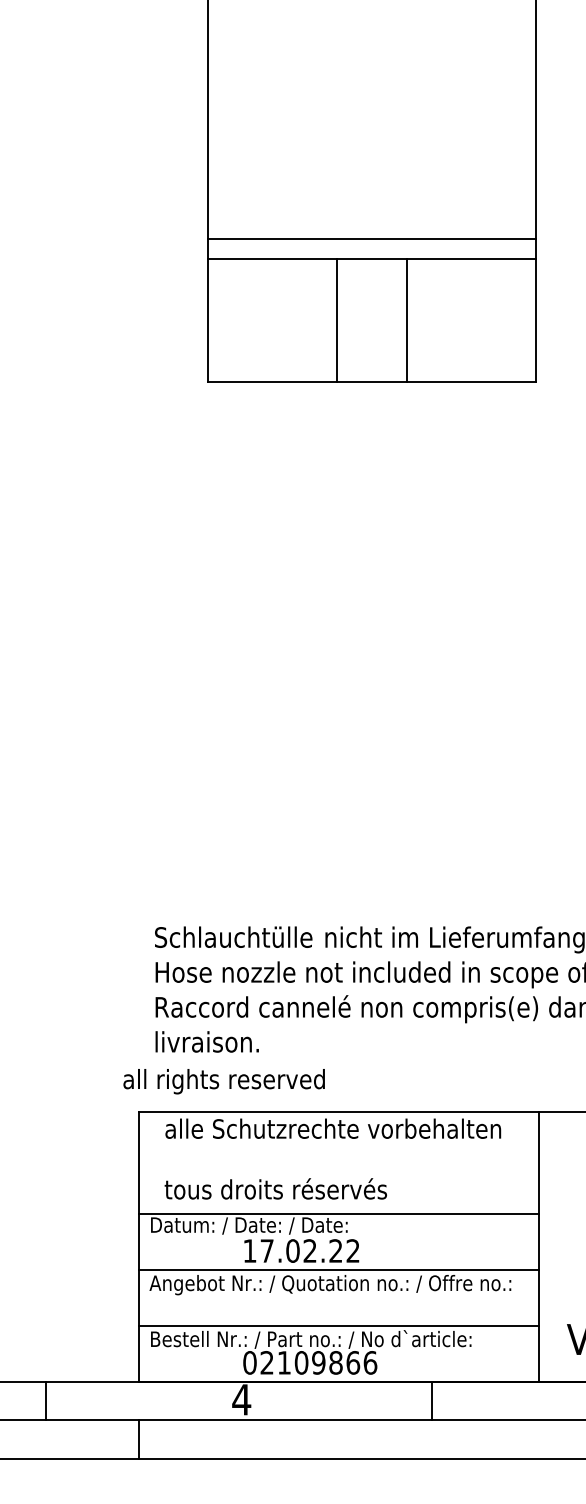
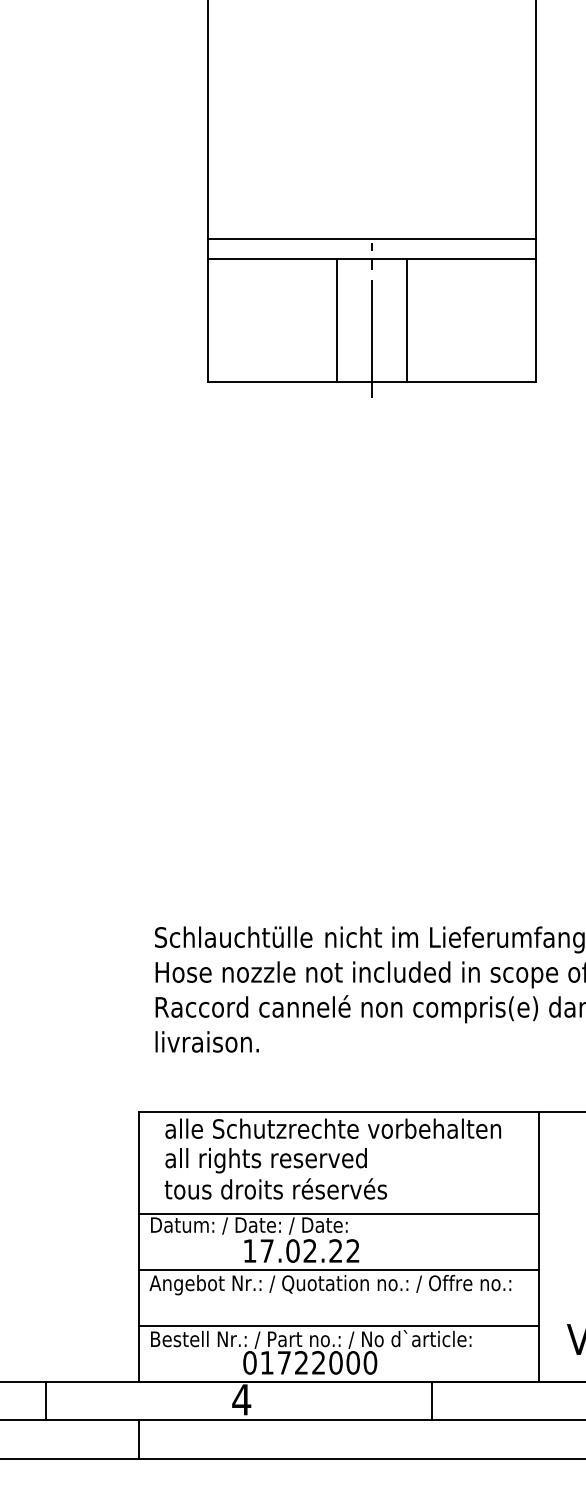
line: none -> present (371, 320)
text position: (223, 1081) -> (265, 1160) (265, 1160)
text: 02109866 -> 01722000 (318, 1362)
